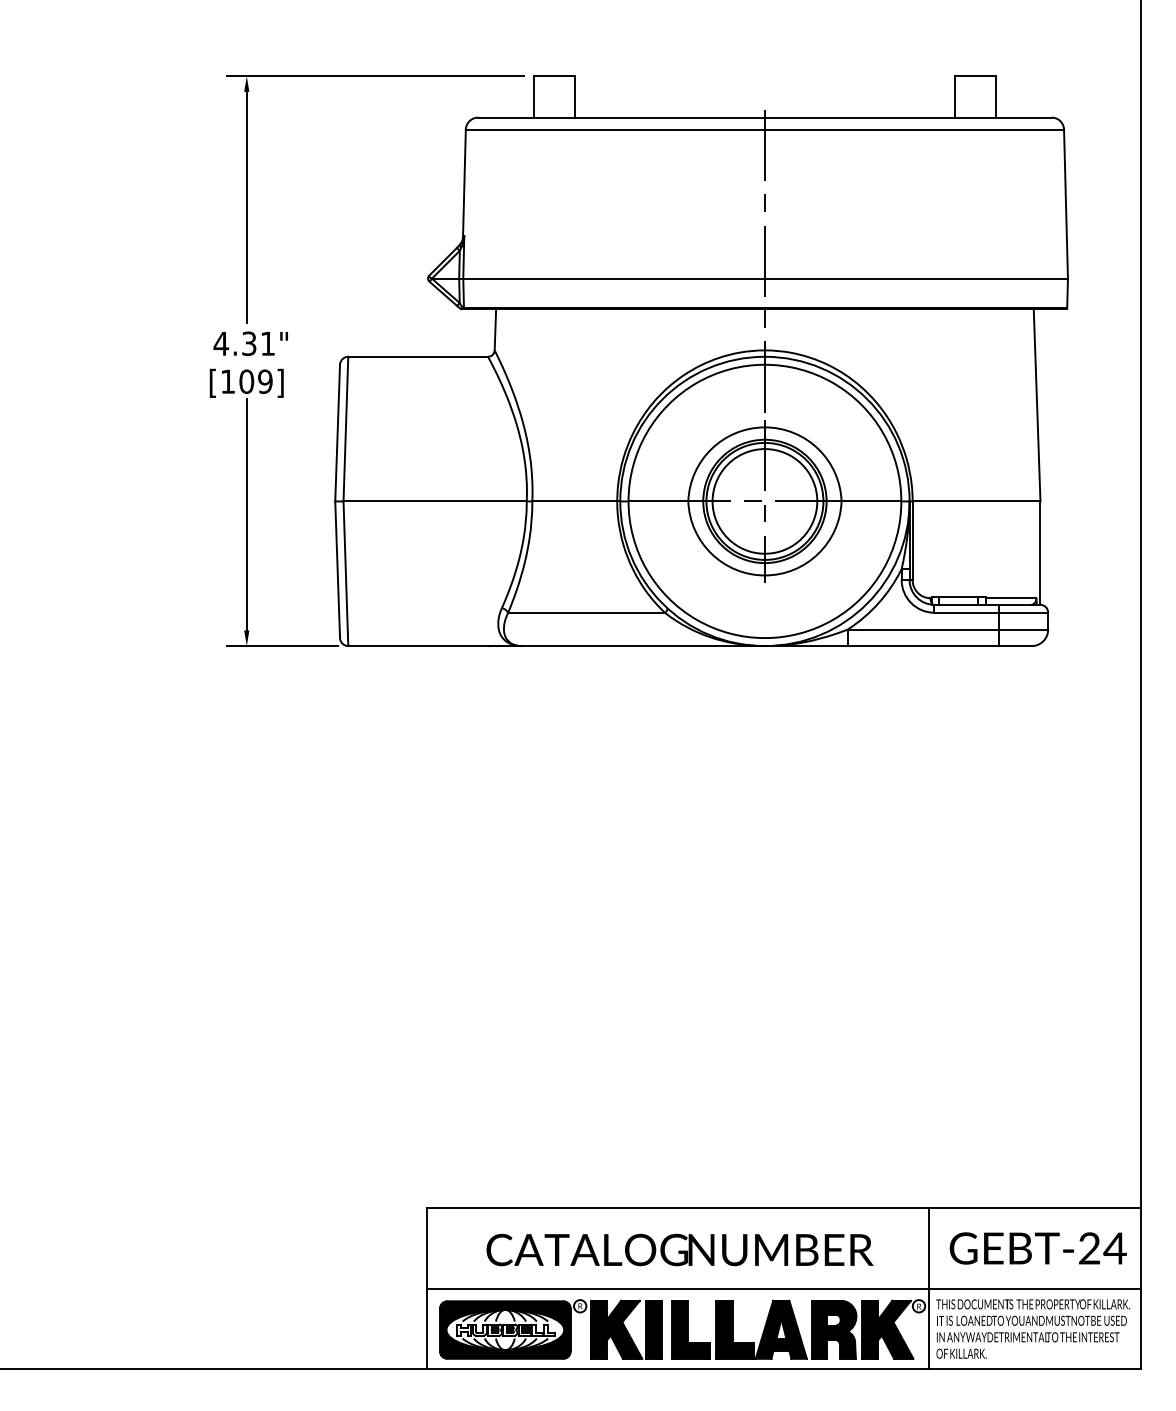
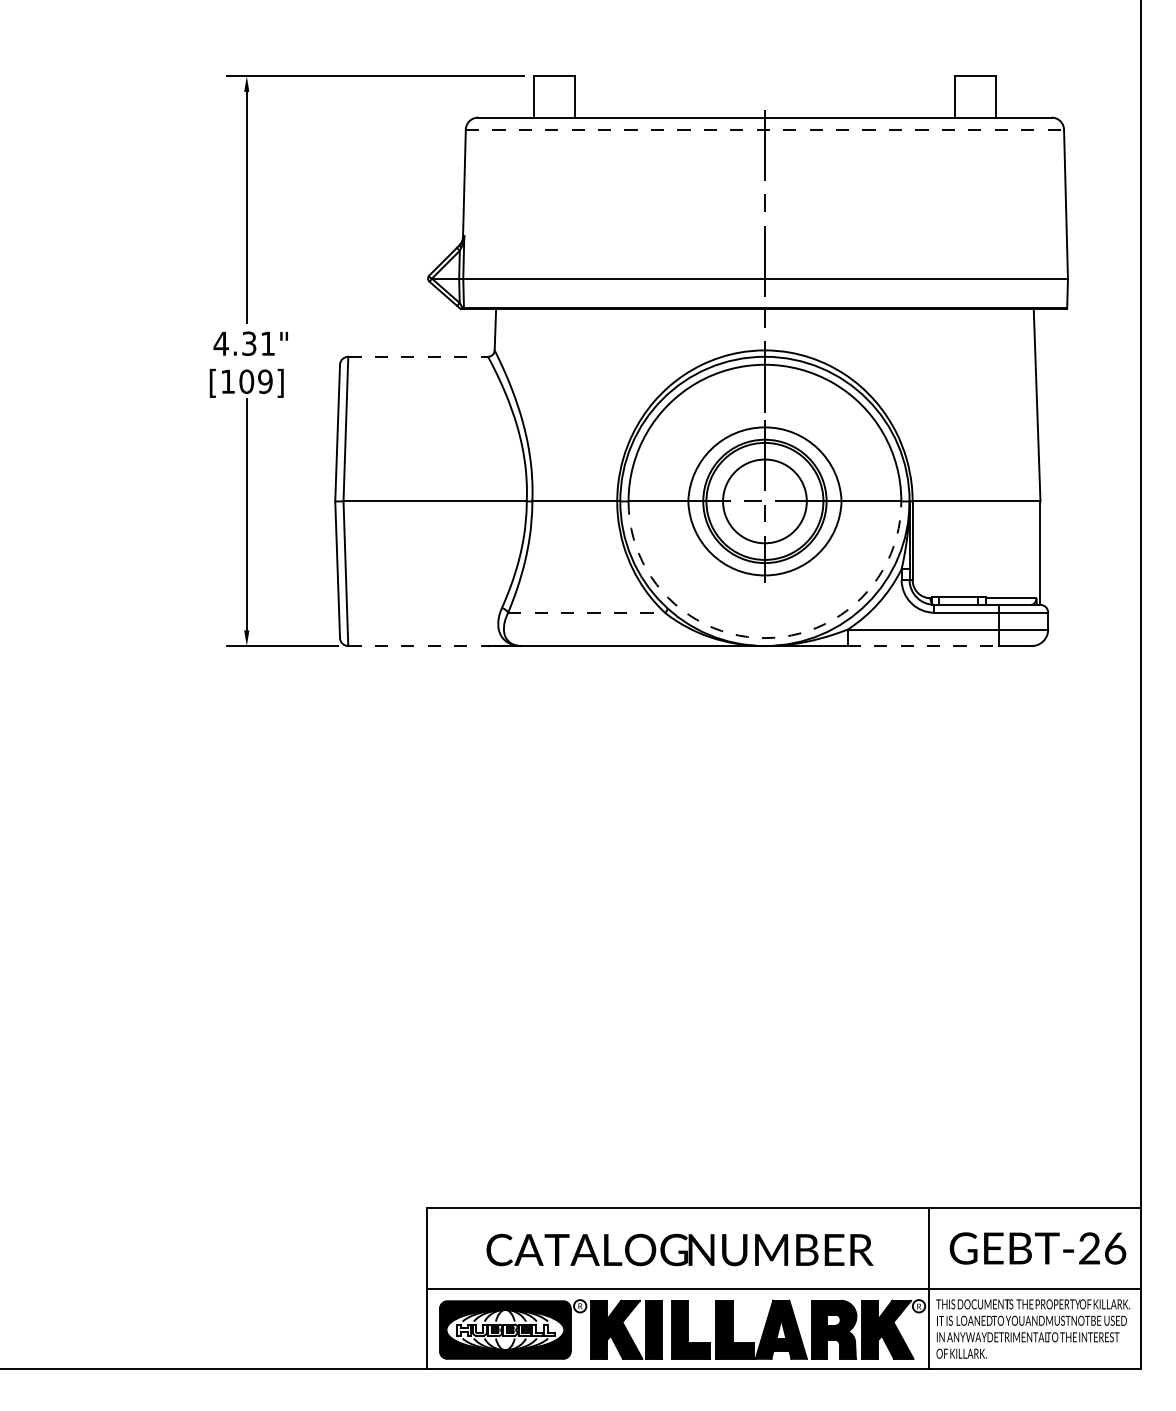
line: solid -> dashed (765, 129)
line: solid -> dashed (418, 356)
circle diameter: 105 px -> 84 px (764, 501)
line: solid -> dashed (586, 613)
arc: solid -> dashed (764, 638)
line: solid -> dashed (418, 646)
line: solid -> dashed (923, 646)
text: GEBT-24 -> GEBT-26 (1114, 1248)
